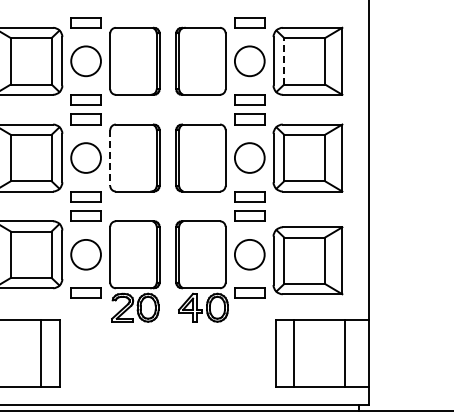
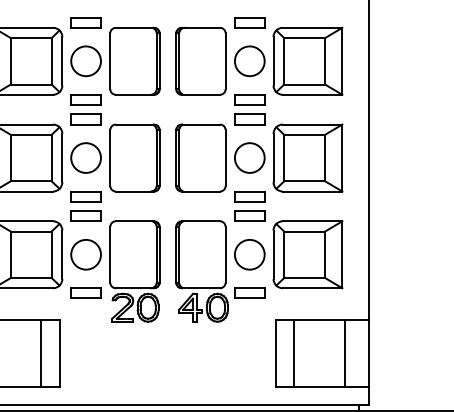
line: dashed -> solid (284, 60)
line: dashed -> solid (110, 158)
part position: (307, 260) -> (307, 254) (307, 254)
